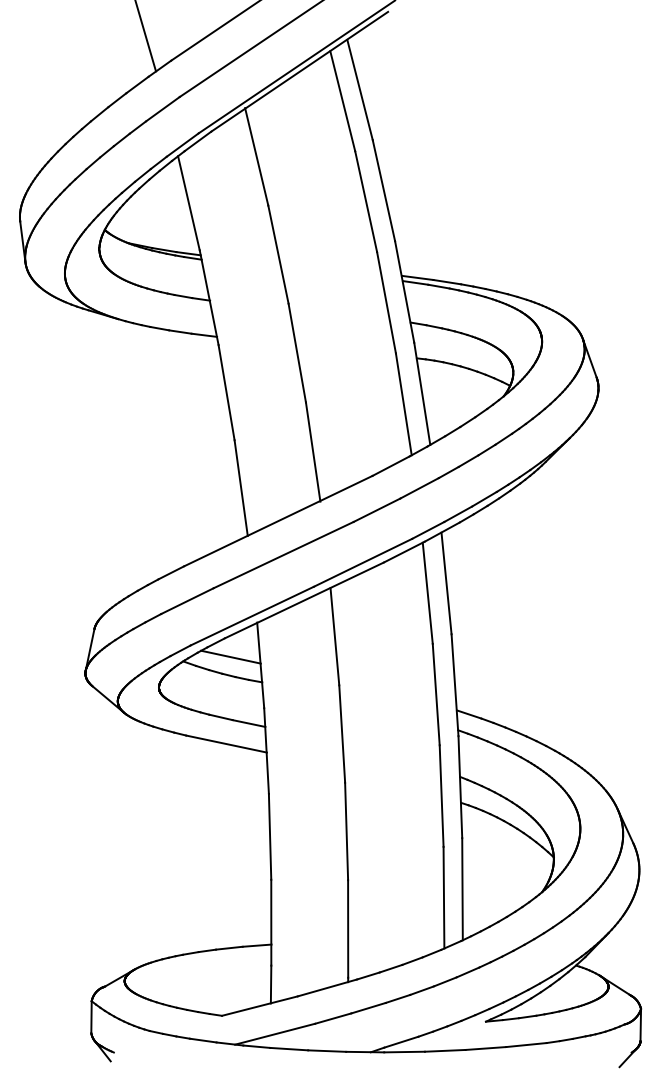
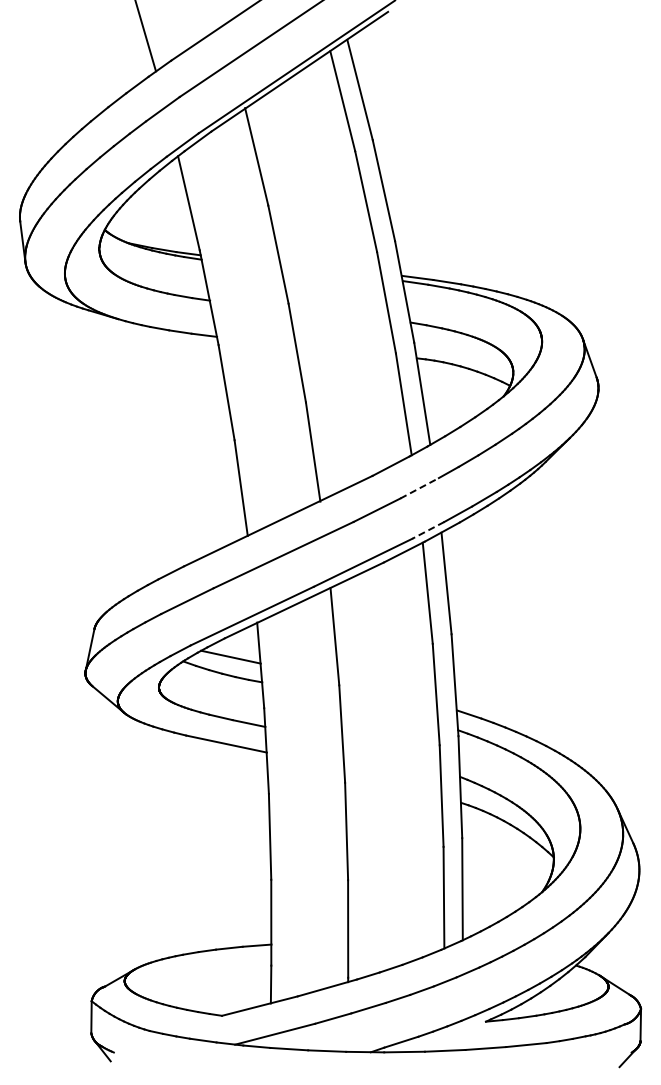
line: solid -> dashed (419, 488)
line: solid -> dashed (427, 530)
